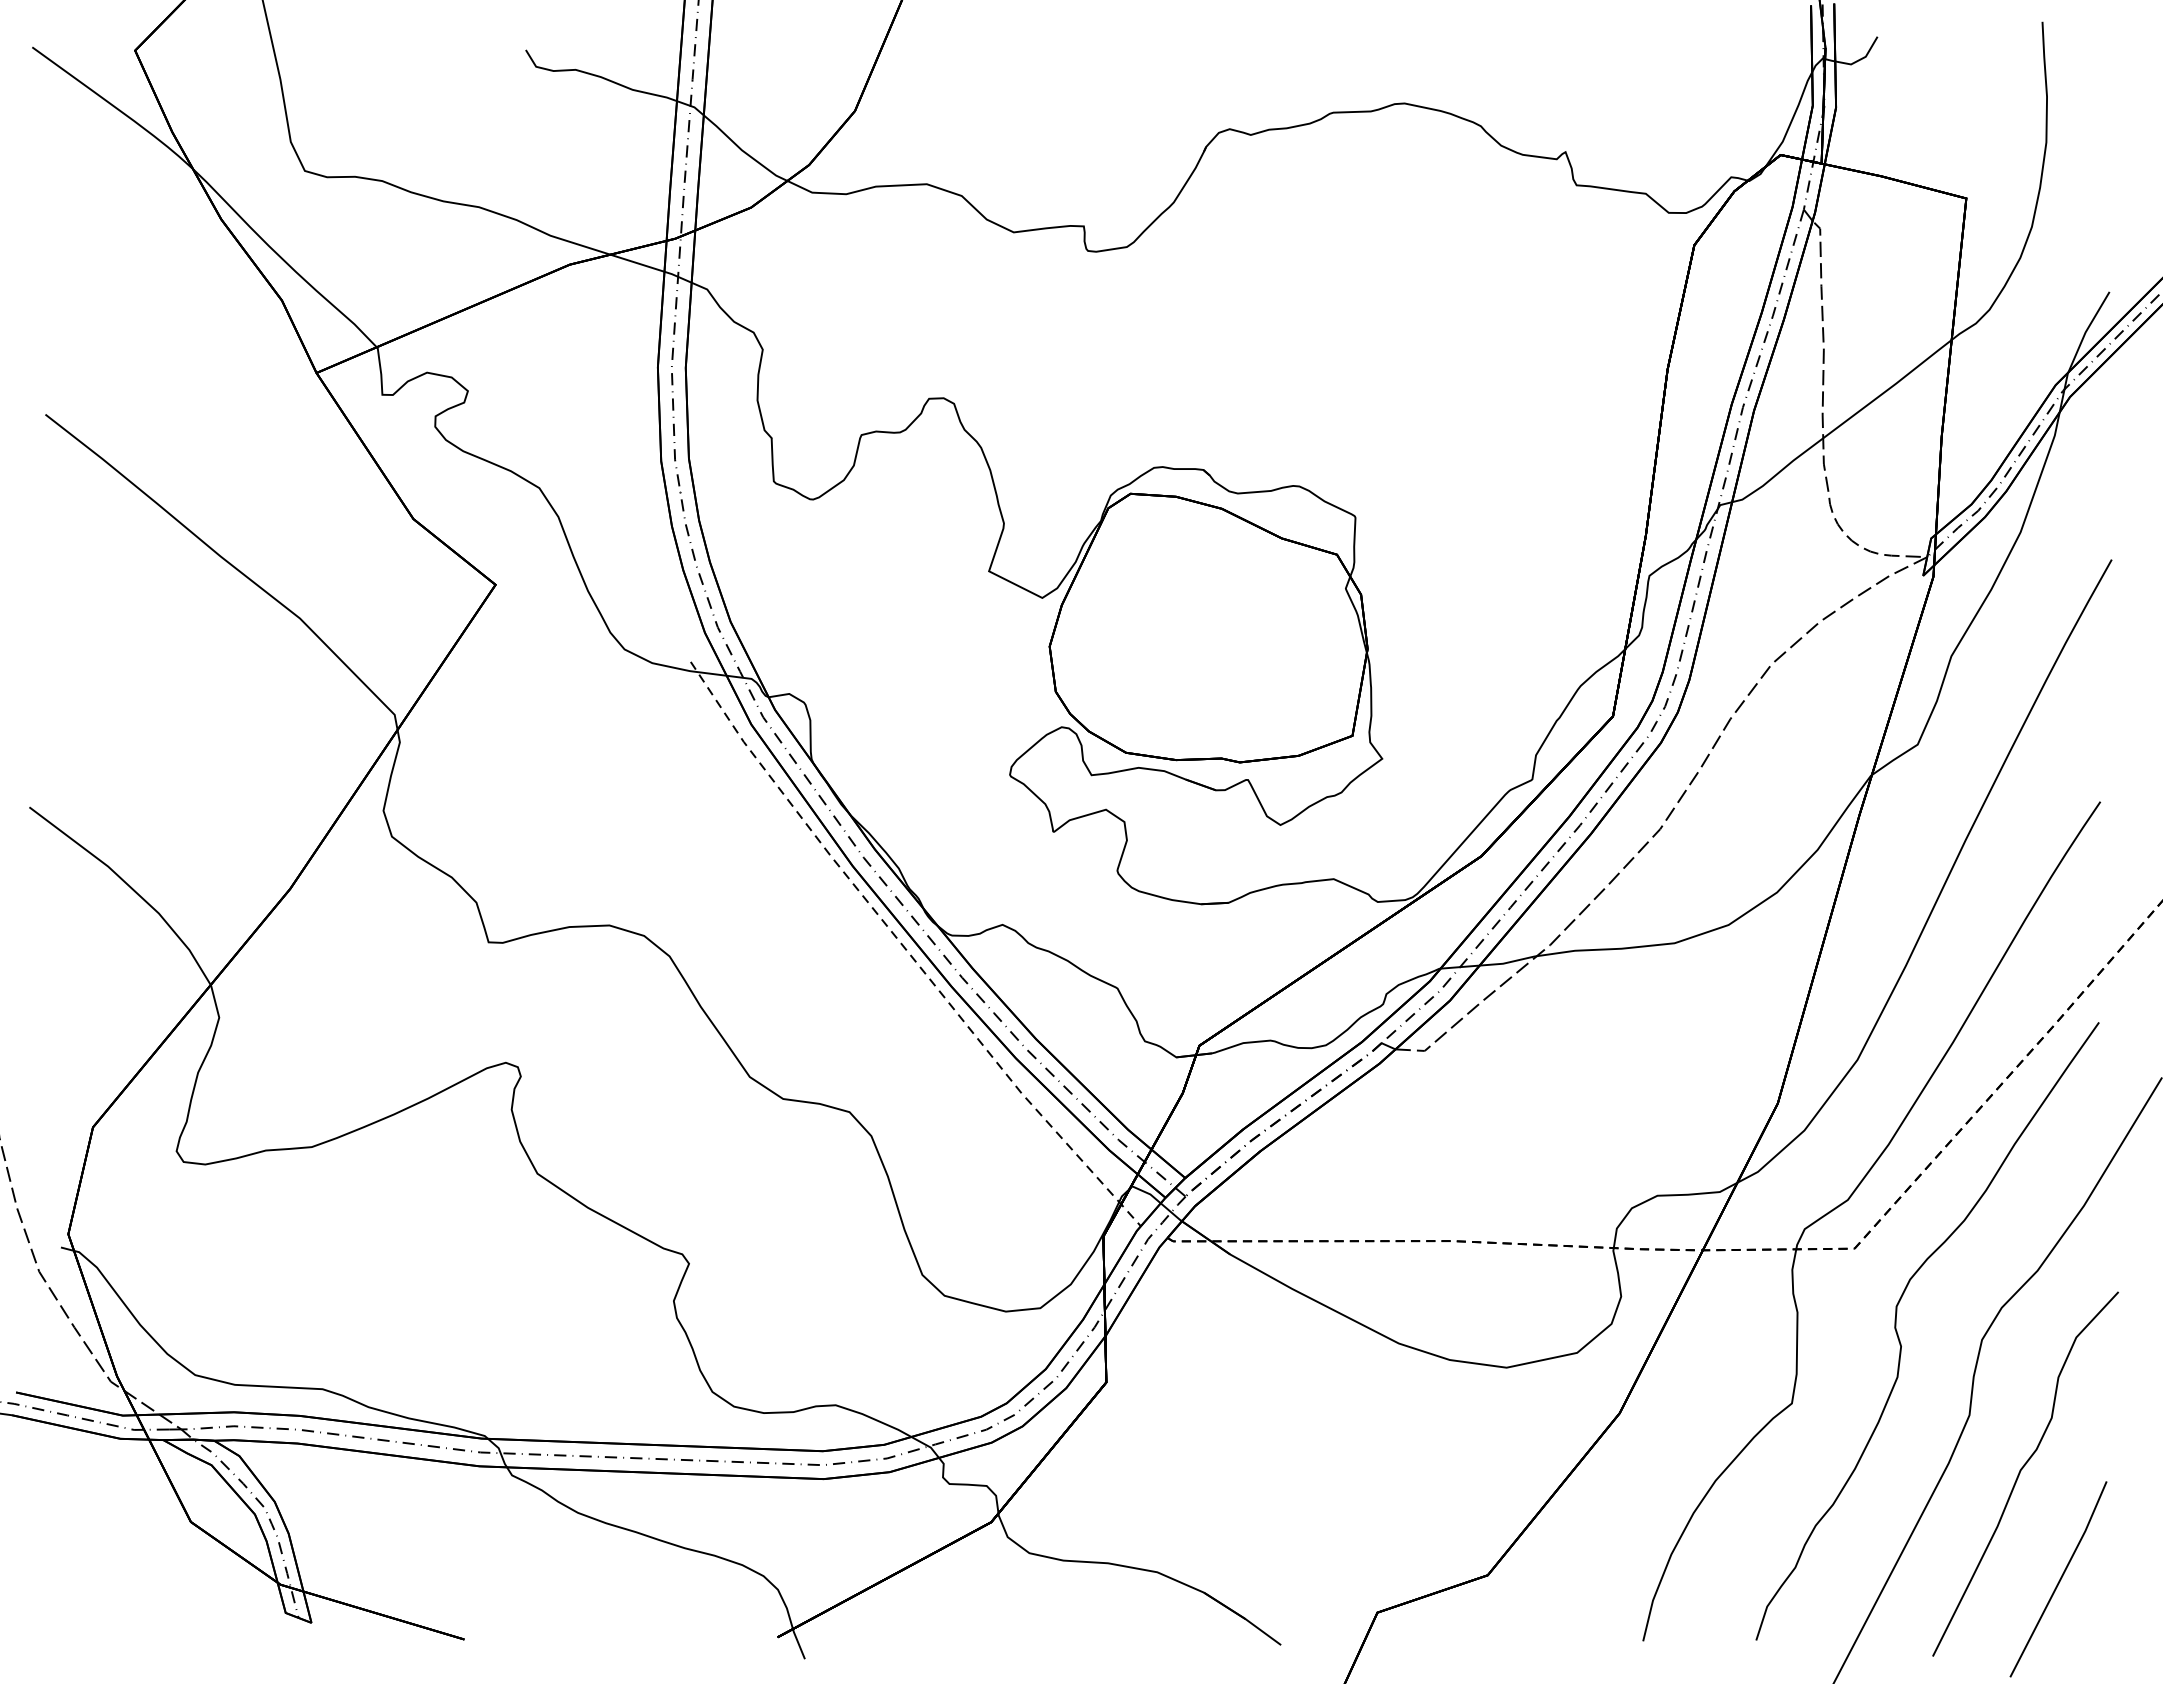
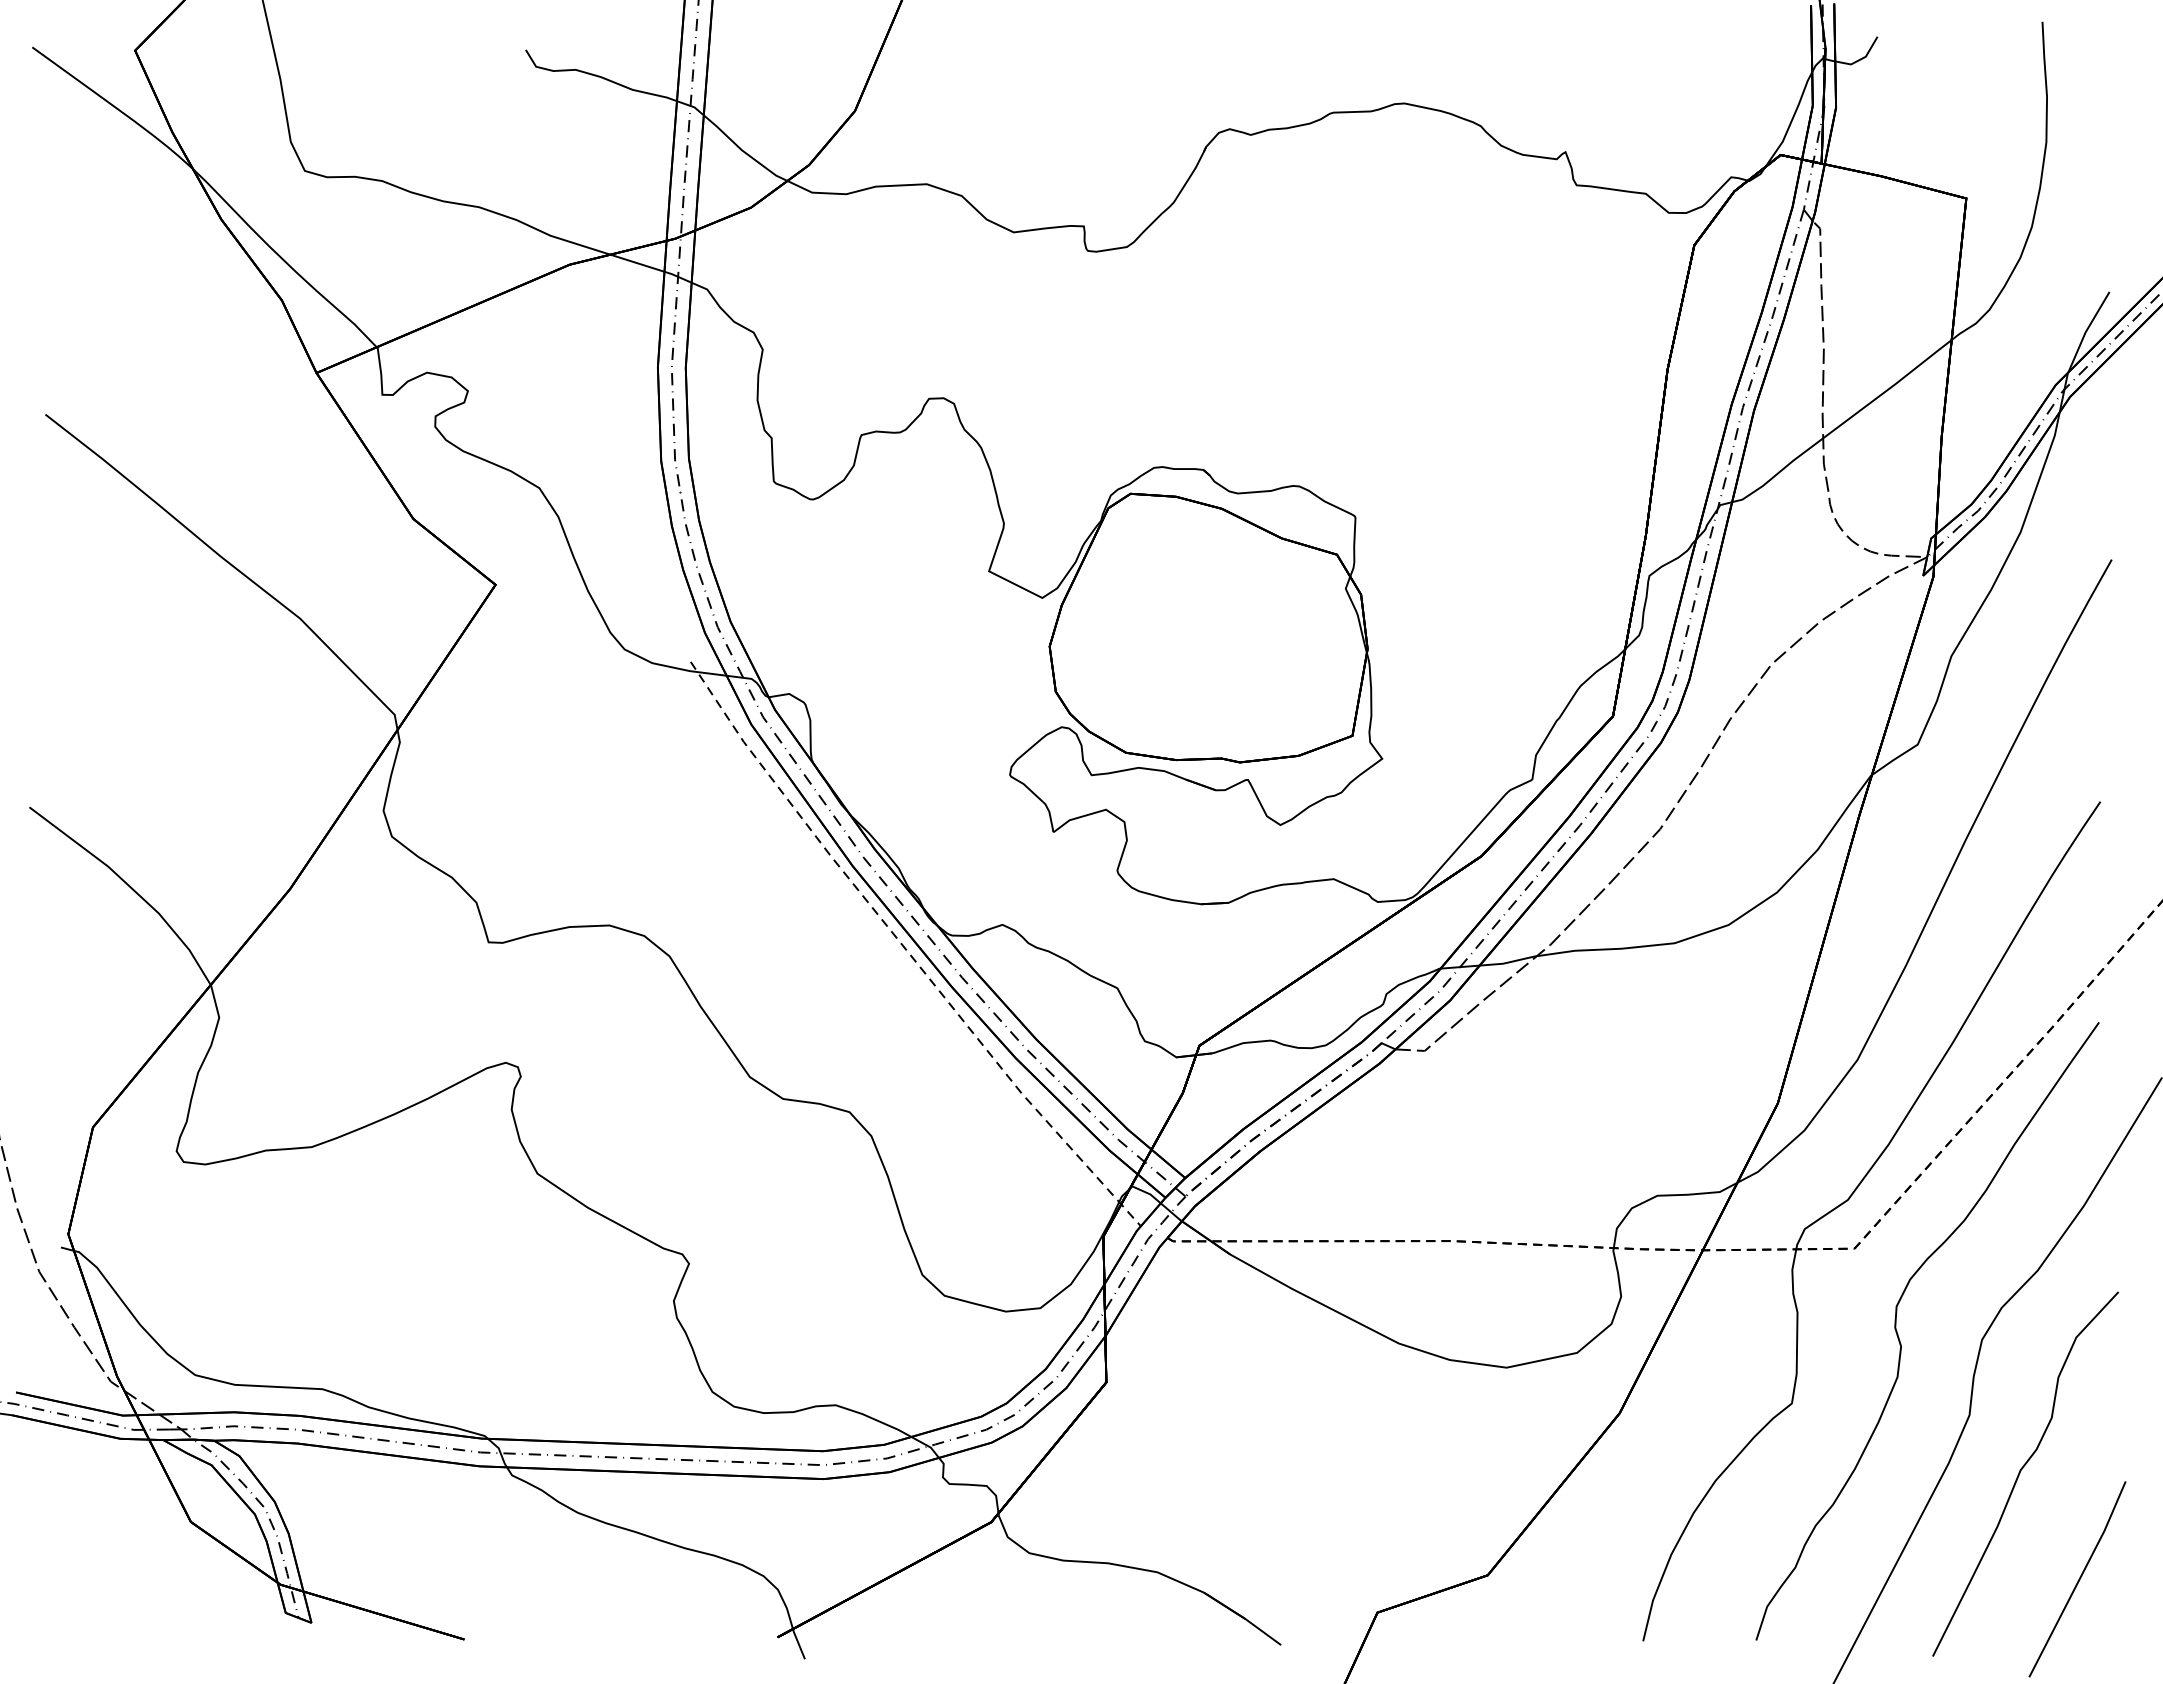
line position: (2059, 1579) -> (2078, 1579) (2078, 1579)
